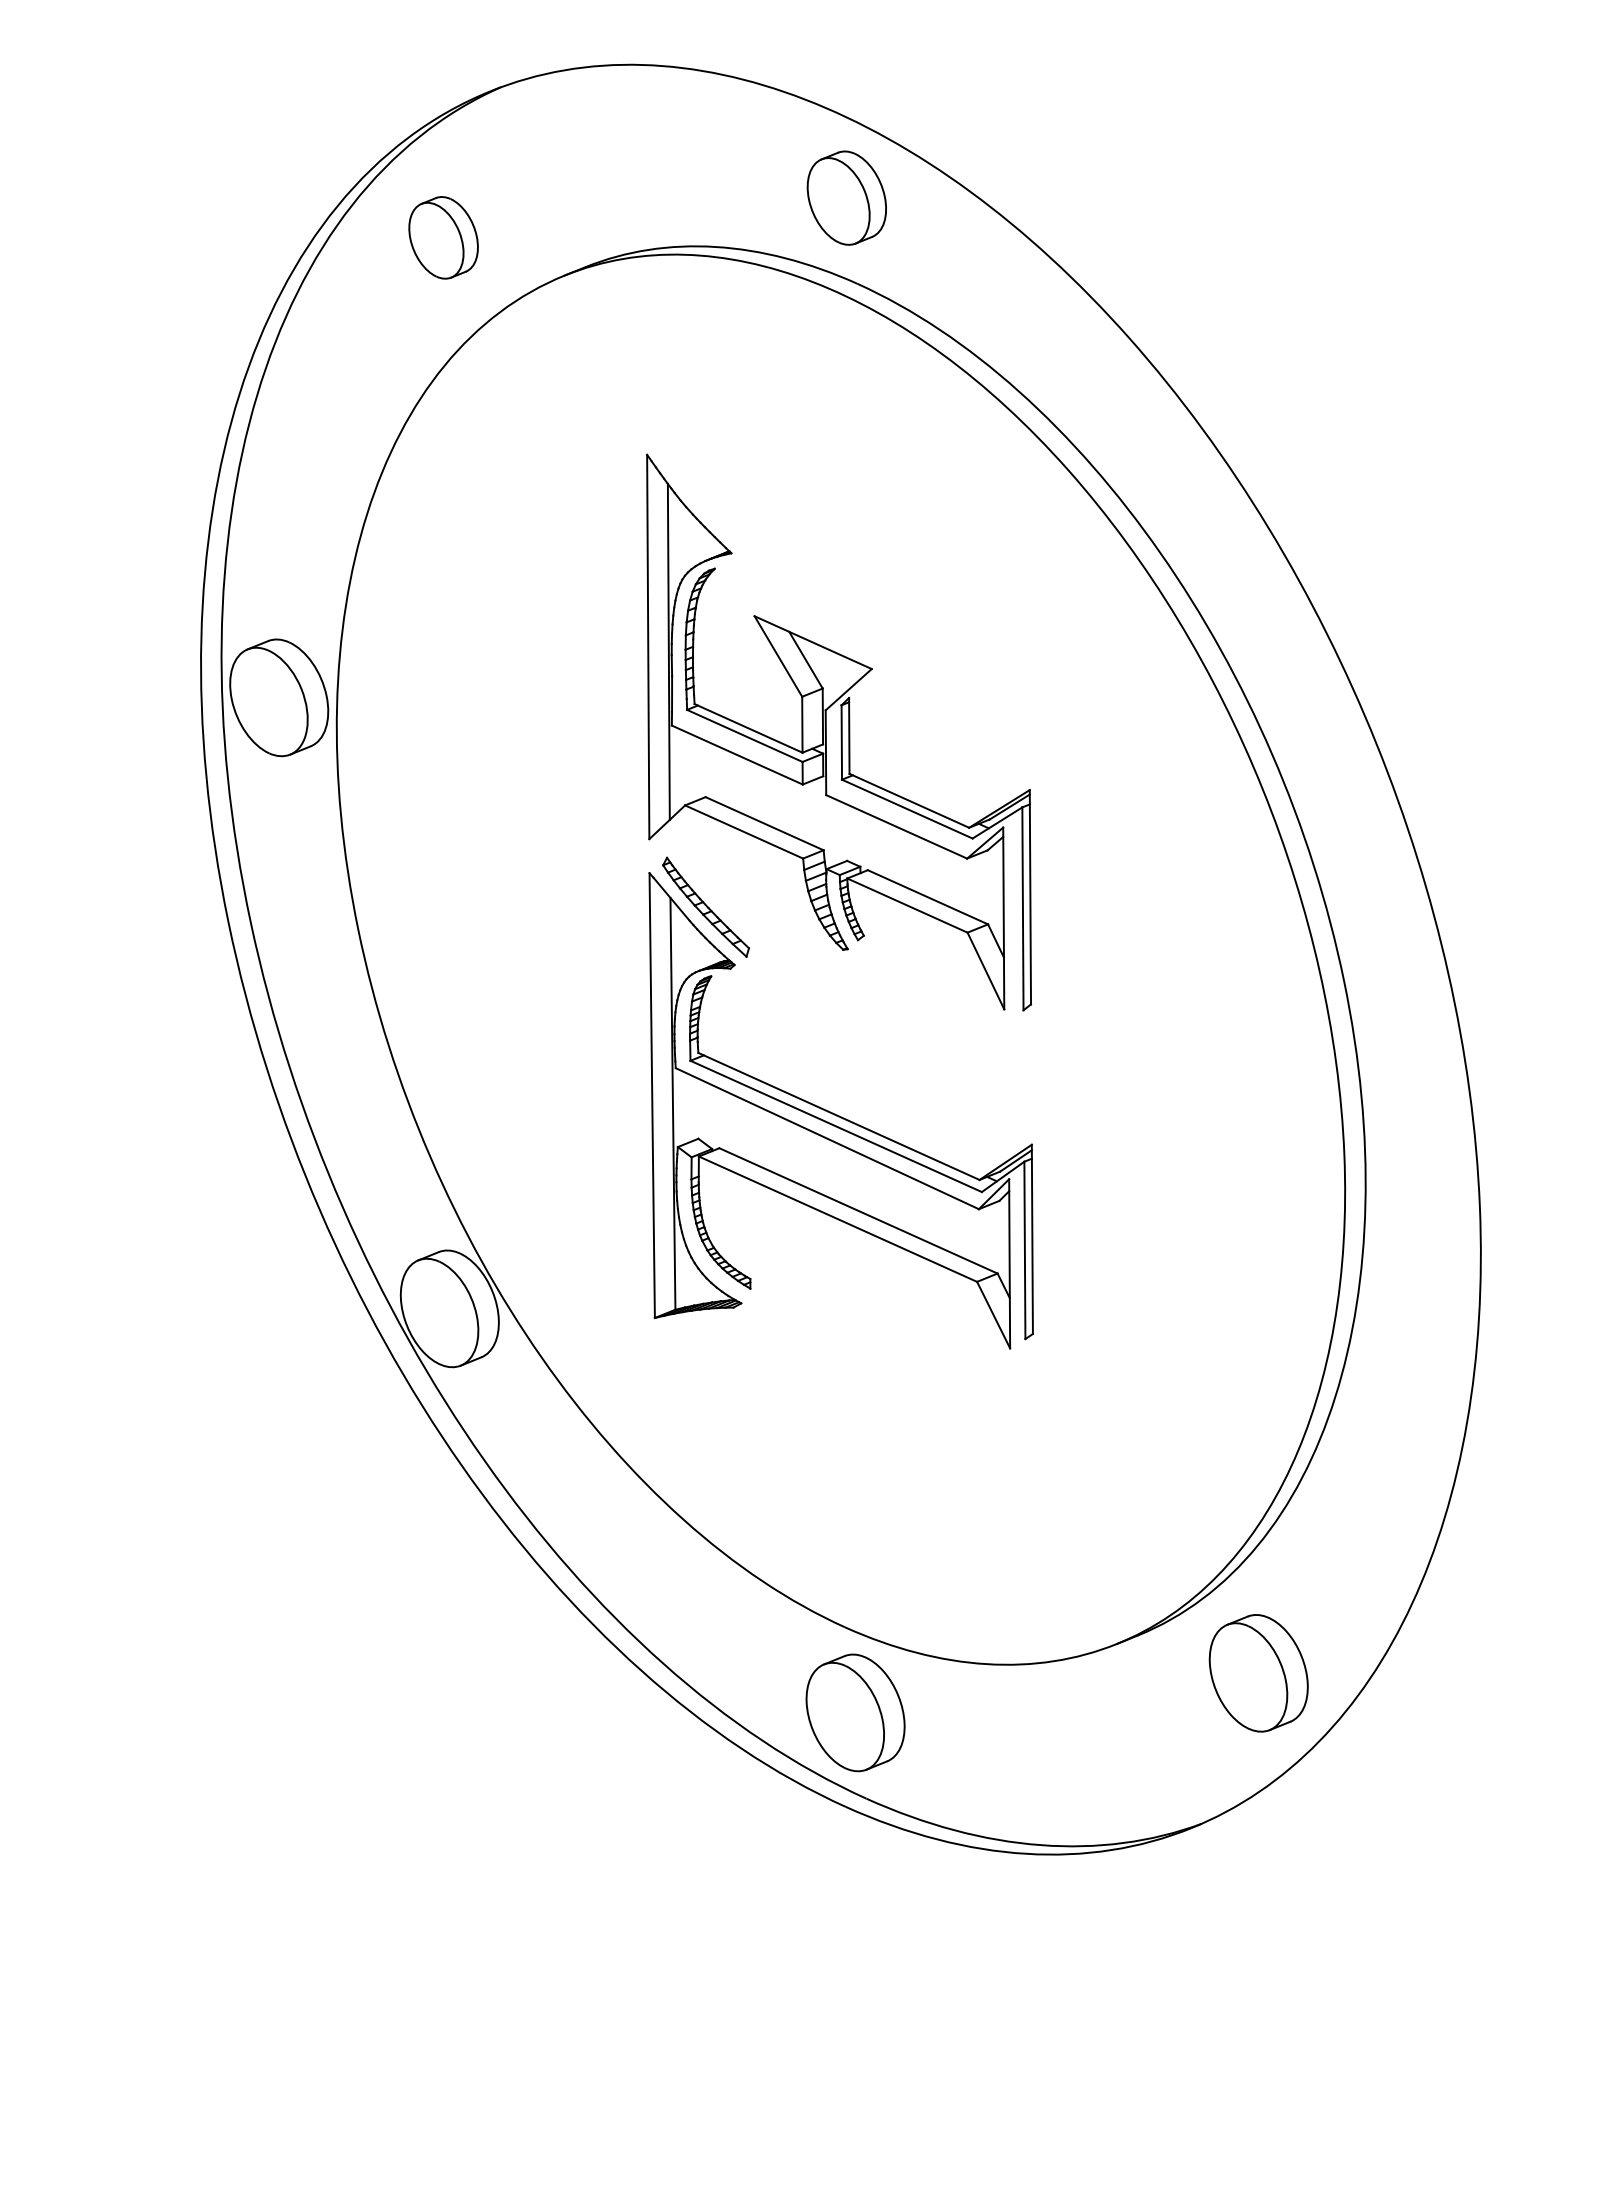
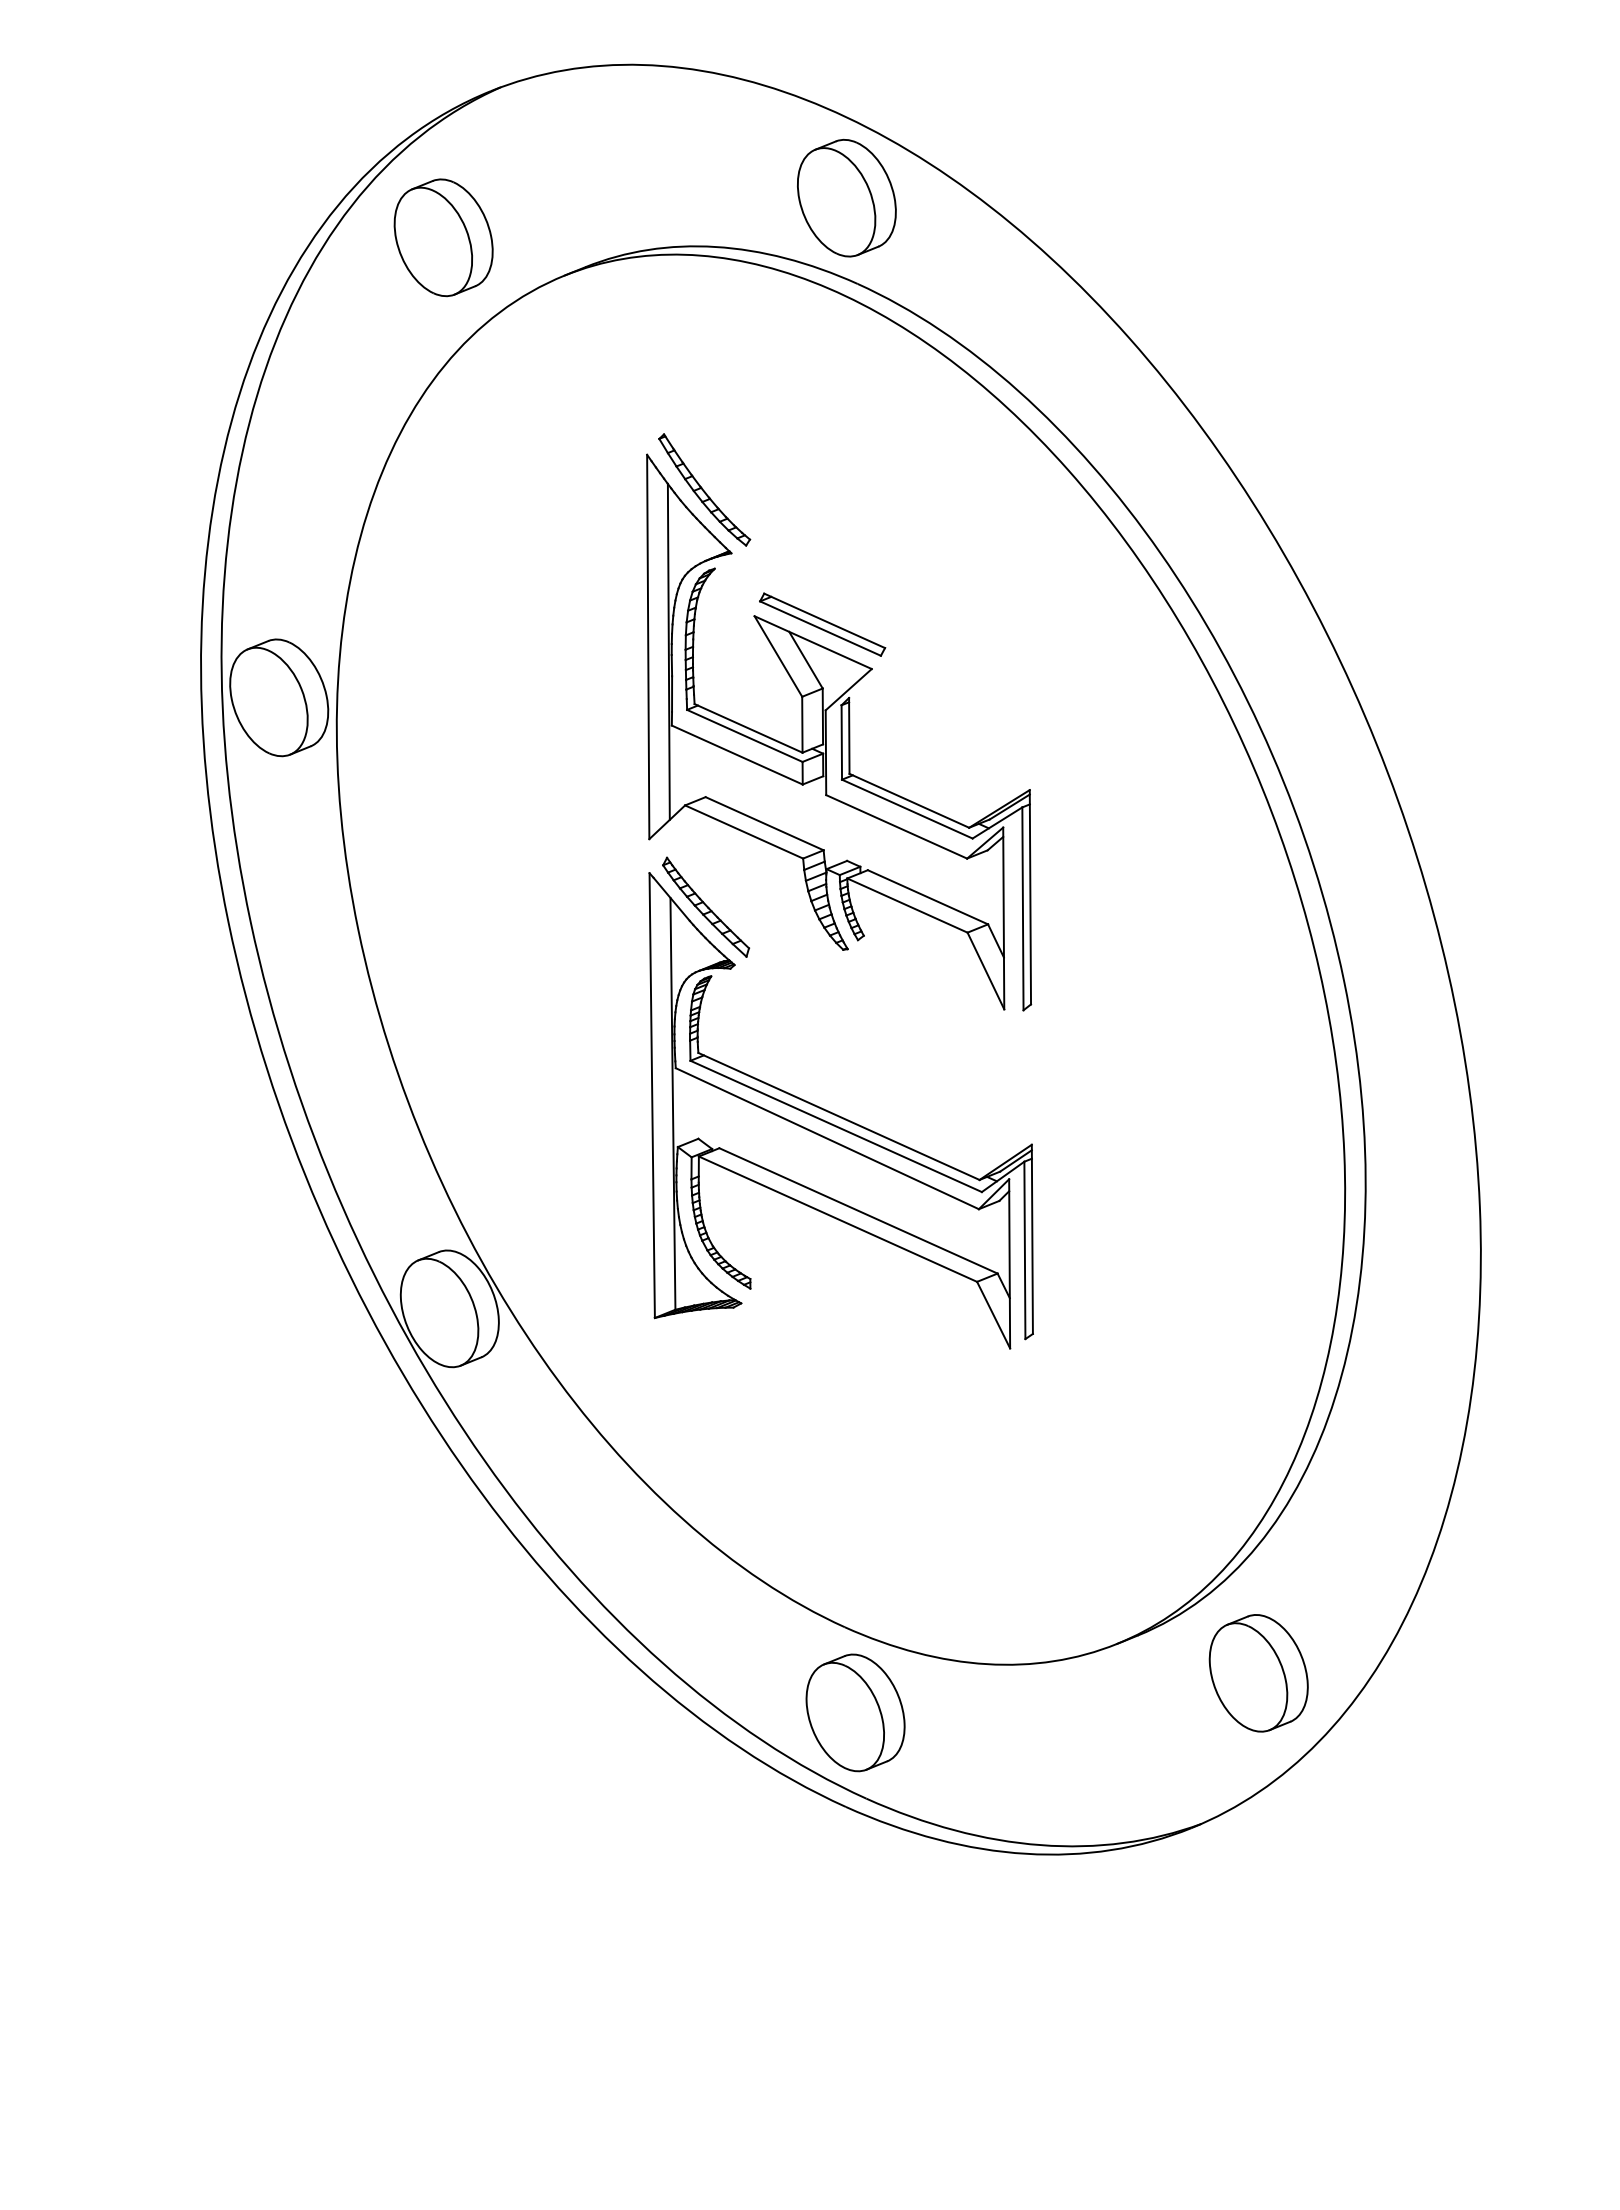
part size: 81x96 px -> 100x120 px (846, 197)
part size: 71x84 px -> 101x120 px (443, 237)
part: none -> present (704, 489)
part: none -> present (822, 624)
